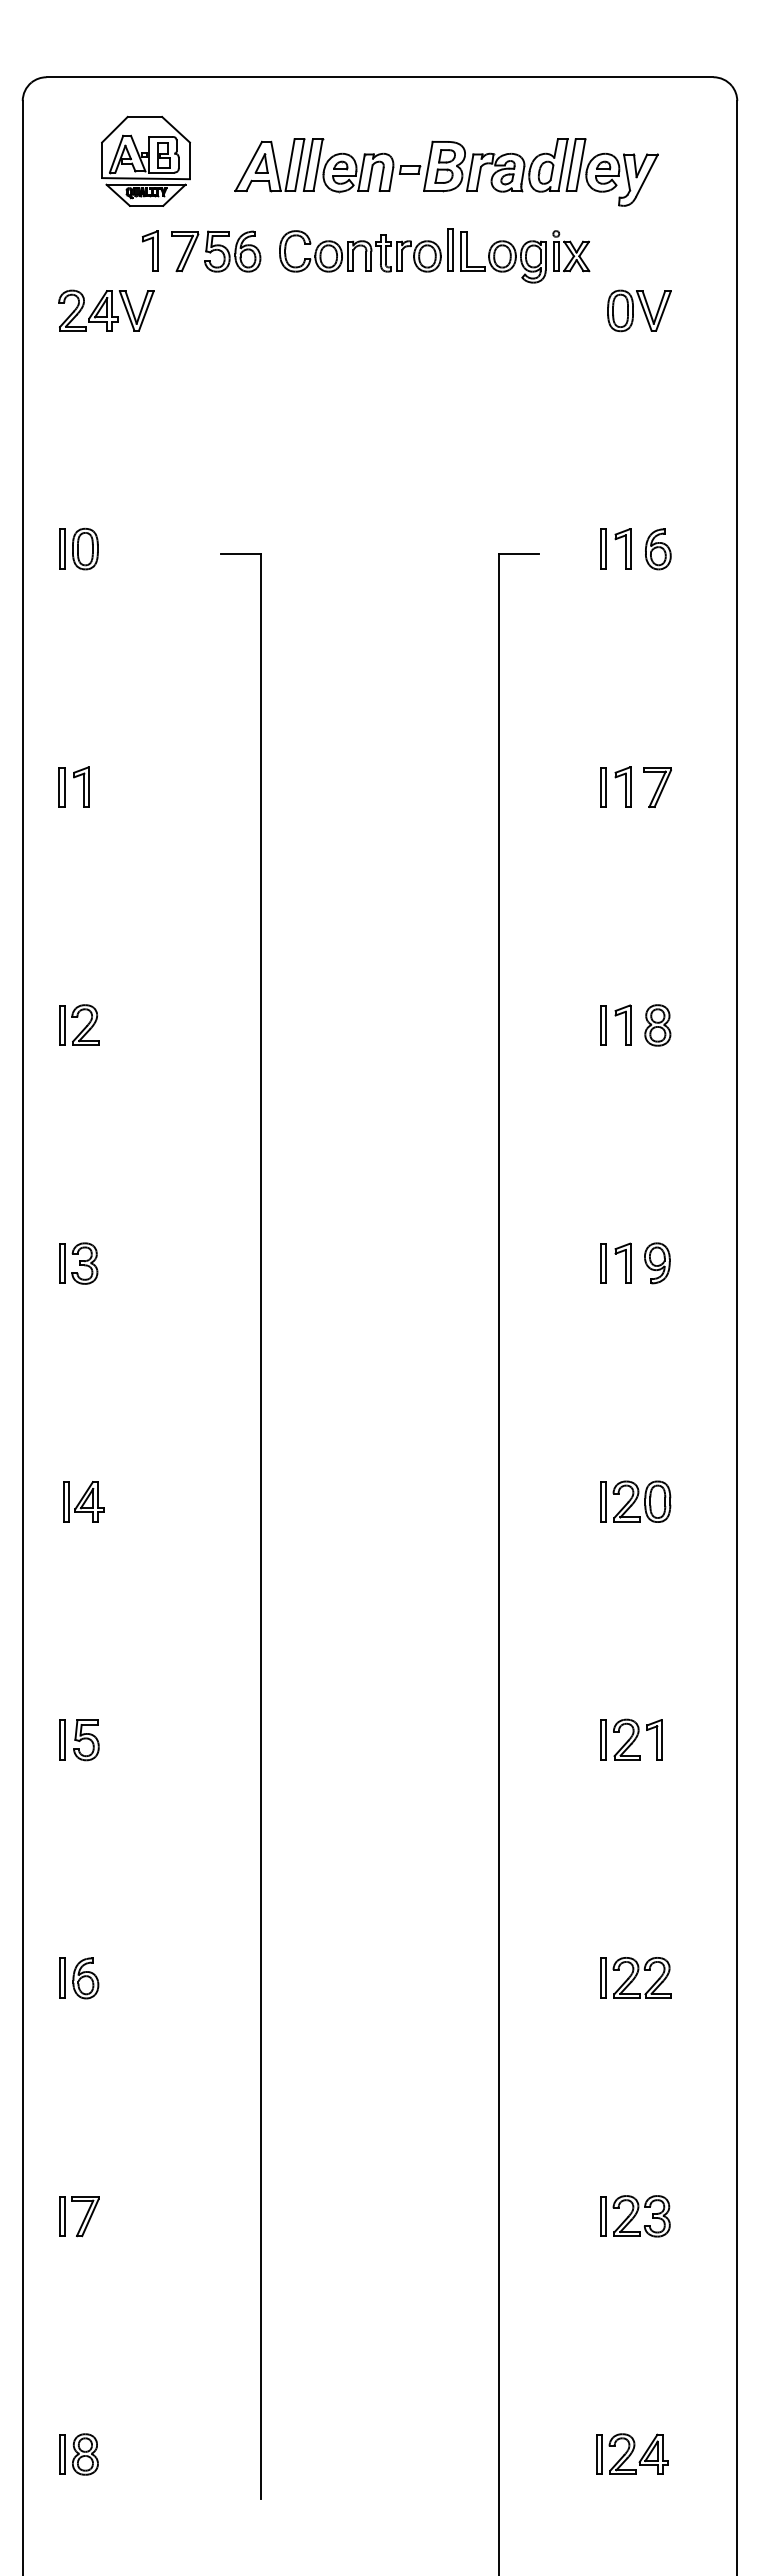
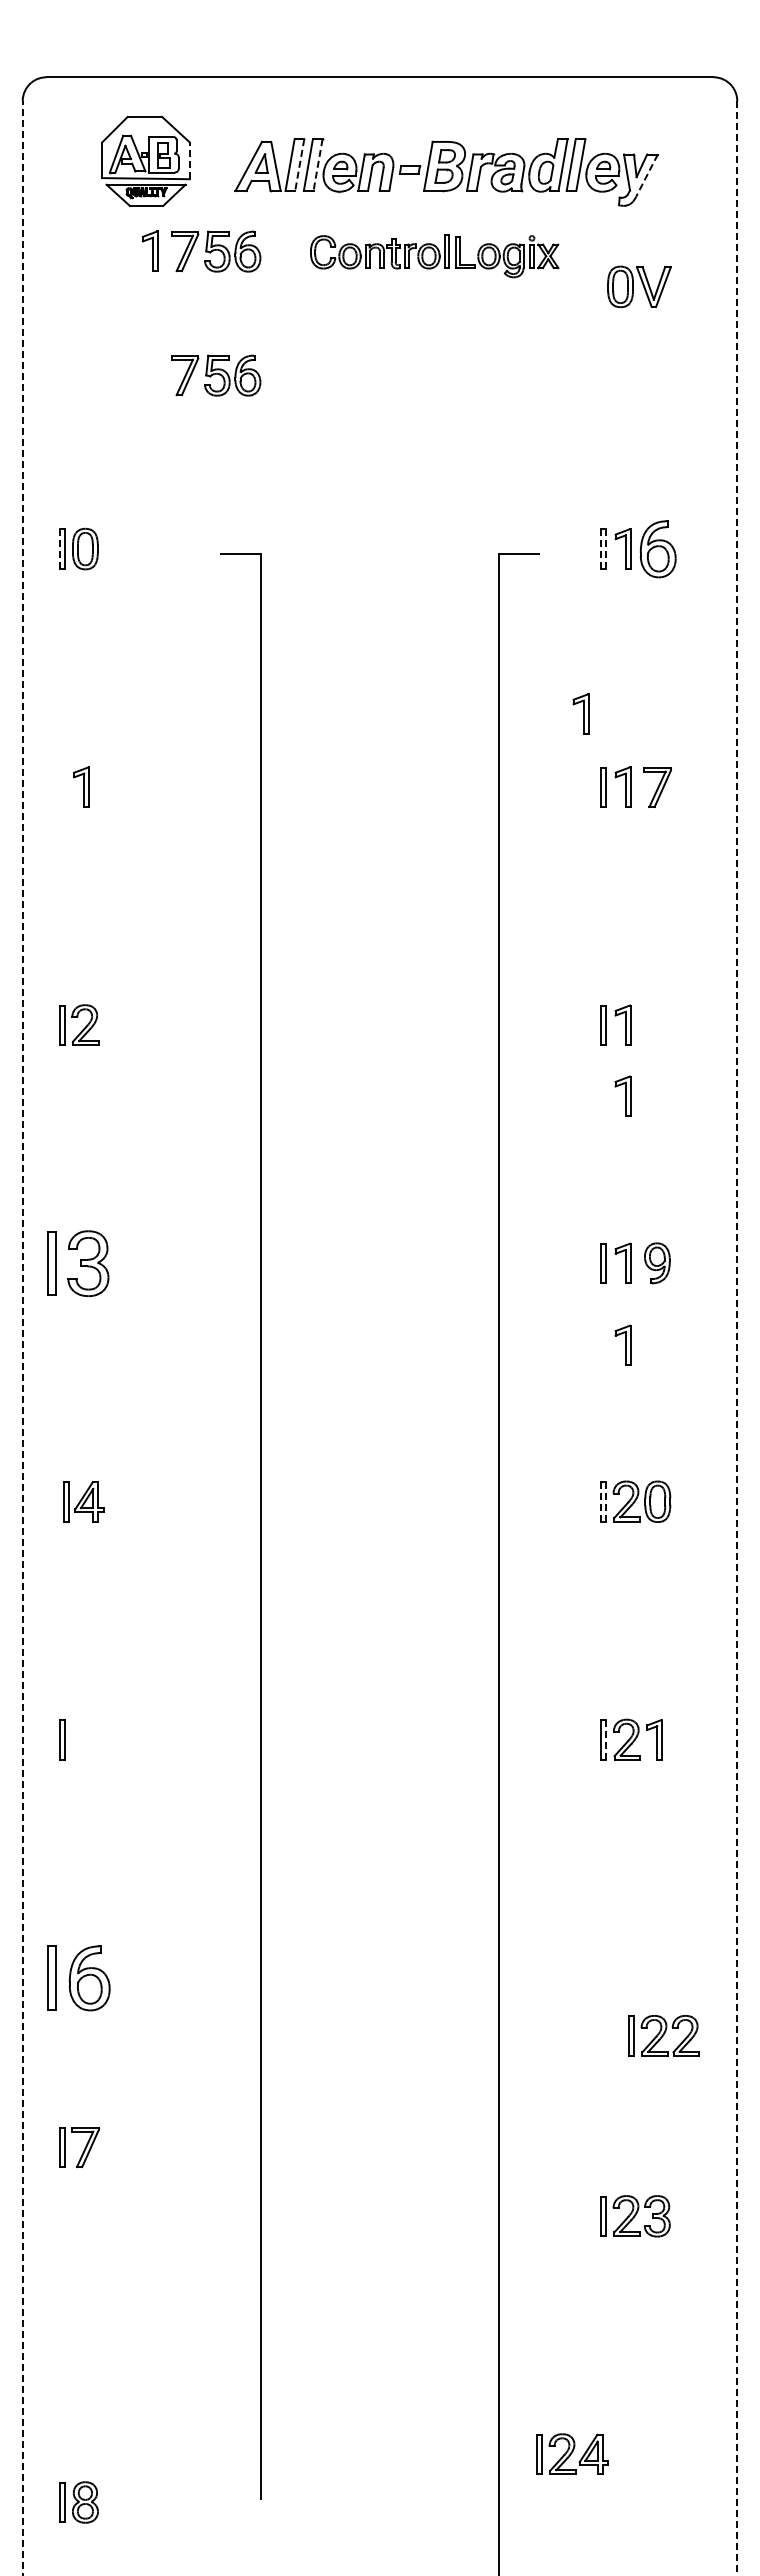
line: solid -> dashed (189, 160)
line: solid -> dashed (299, 165)
line: solid -> dashed (317, 165)
line: solid -> dashed (647, 175)
part size: 312x56 px -> 250x45 px (434, 256)
part: present -> none (106, 310)
part position: (639, 310) -> (639, 286) (639, 286)
part: none -> present (216, 375)
line: solid -> dashed (59, 549)
line: solid -> dashed (600, 549)
line: solid -> dashed (606, 549)
part size: 27x43 px -> 38x59 px (657, 549)
part: none -> present (580, 713)
part: present -> none (61, 787)
part: present -> none (657, 1025)
part: none -> present (622, 1095)
part size: 40x43 px -> 63x67 px (78, 1263)
line: solid -> dashed (22, 1337)
line: solid -> dashed (737, 1338)
part: none -> present (622, 1344)
line: solid -> dashed (600, 1501)
line: solid -> dashed (606, 1501)
line: solid -> dashed (606, 1739)
part: present -> none (86, 1740)
part position: (635, 1977) -> (663, 2035) (663, 2035)
part size: 41x43 px -> 64x67 px (78, 1978)
part position: (79, 2216) -> (79, 2147) (79, 2147)
part position: (632, 2453) -> (572, 2453) (572, 2453)
part position: (78, 2454) -> (78, 2502) (78, 2502)
